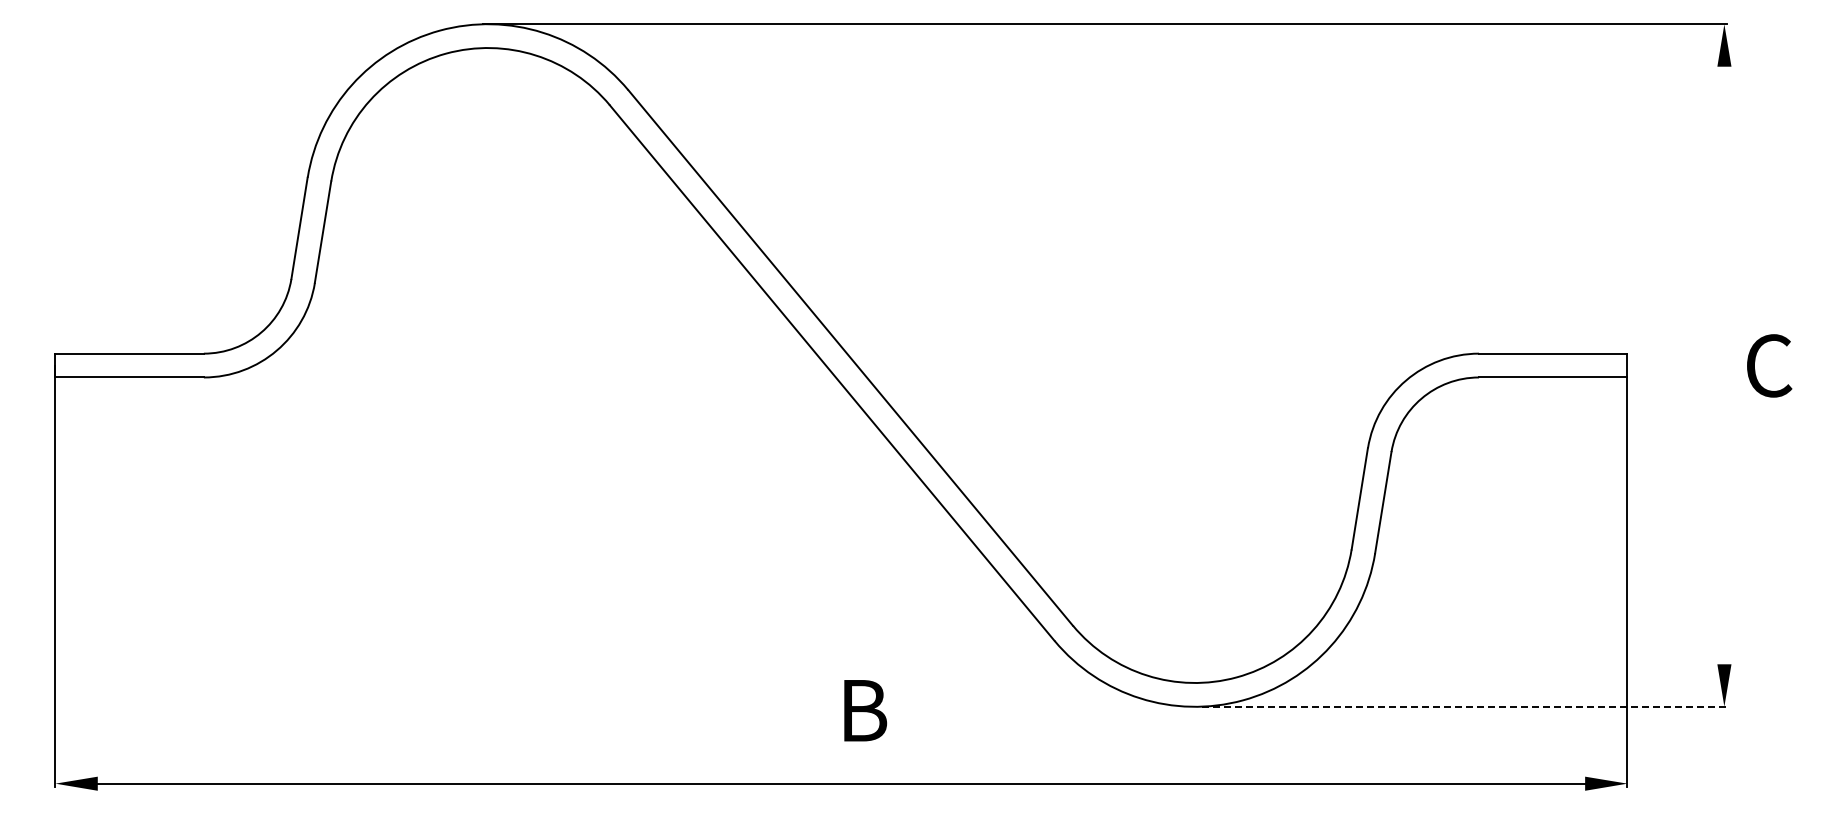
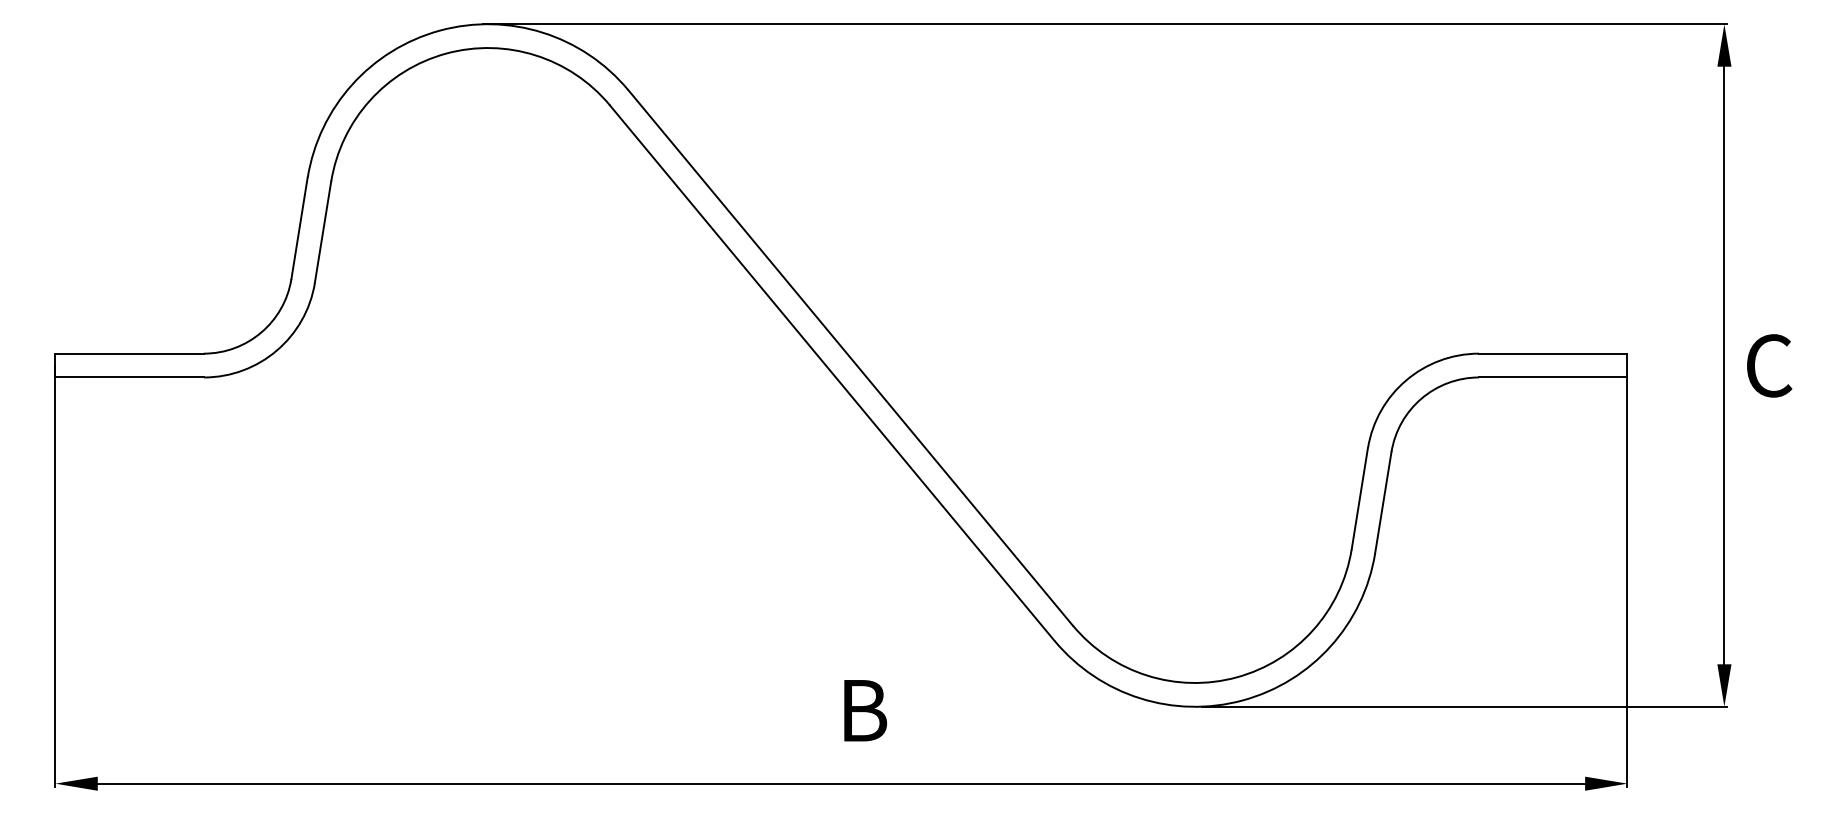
line: none -> present (1724, 365)
line: dashed -> solid (1464, 706)
